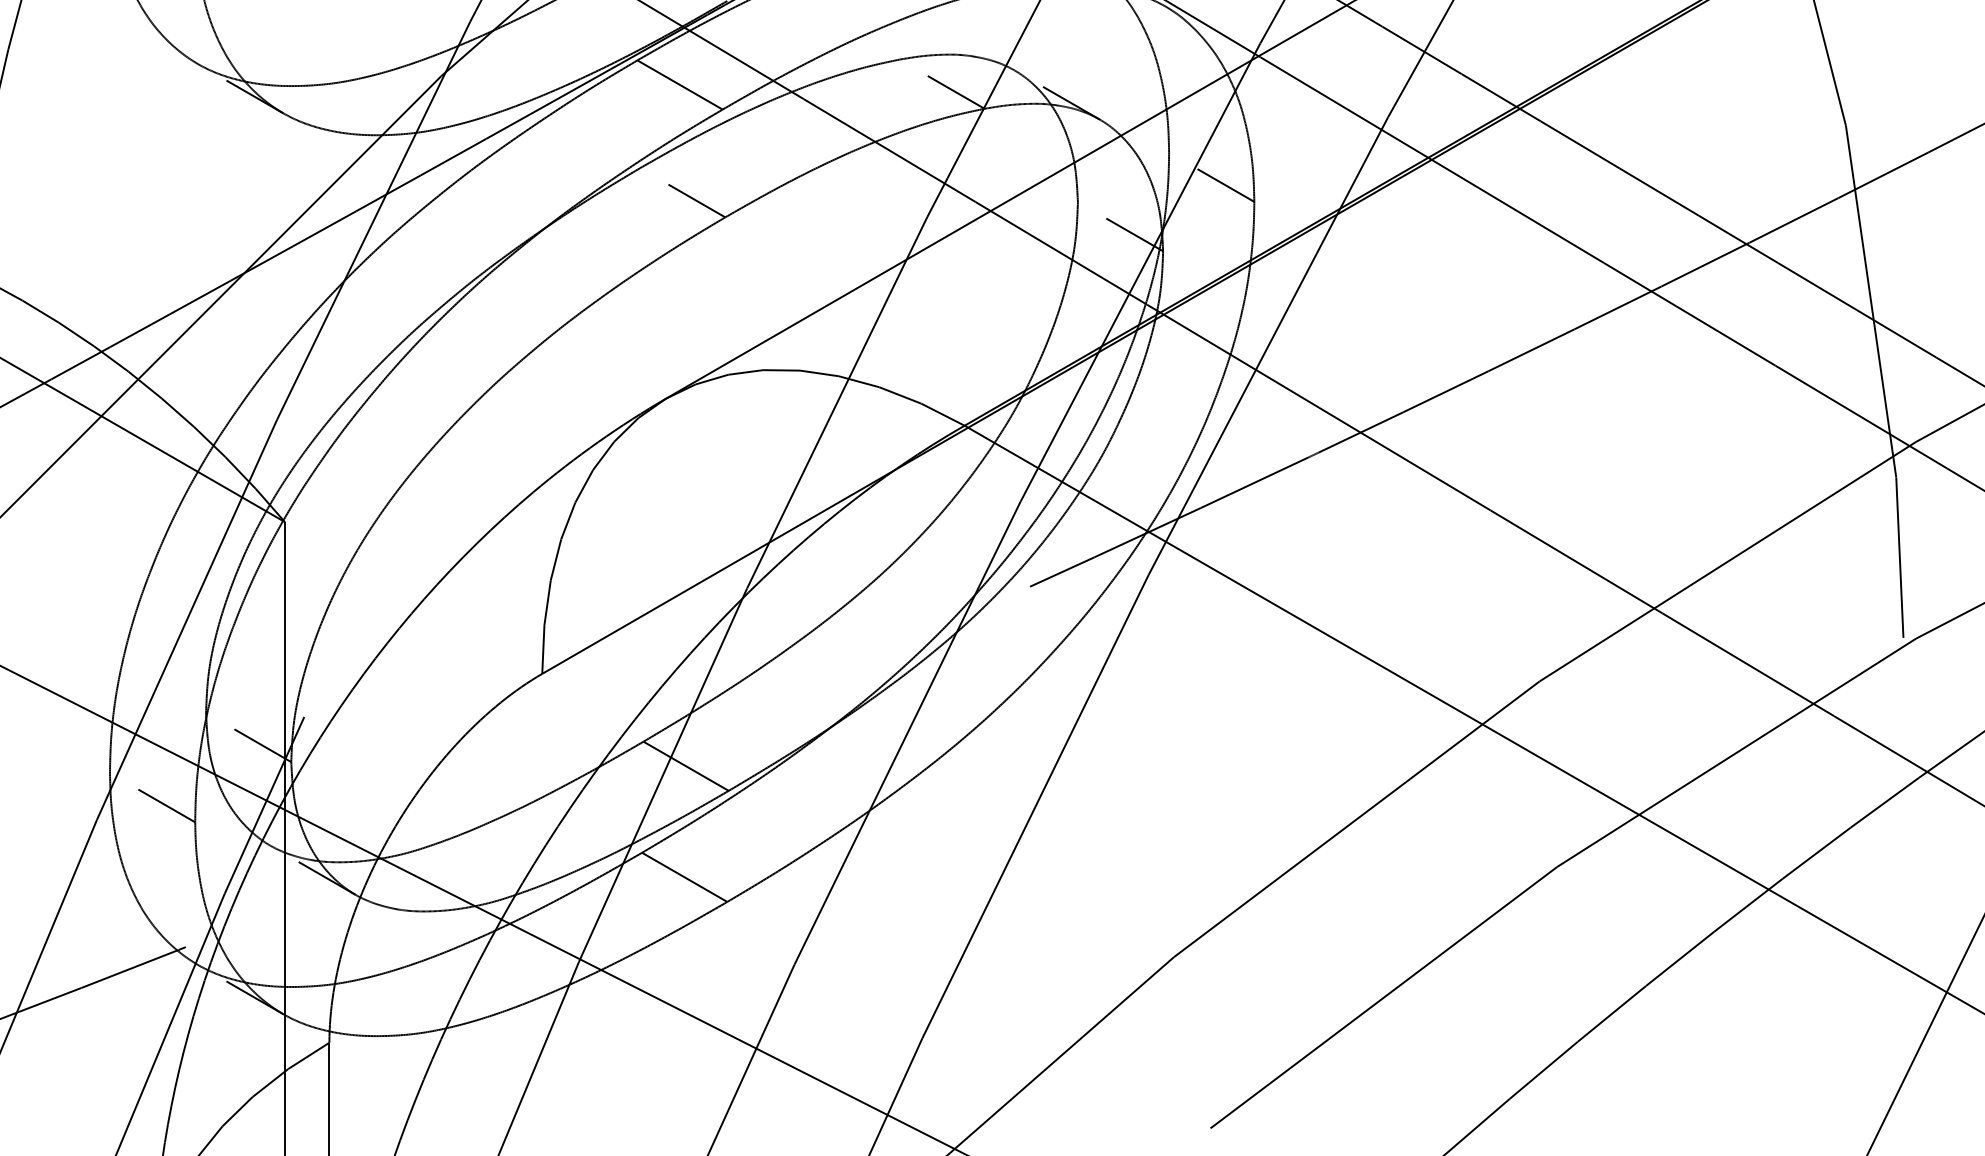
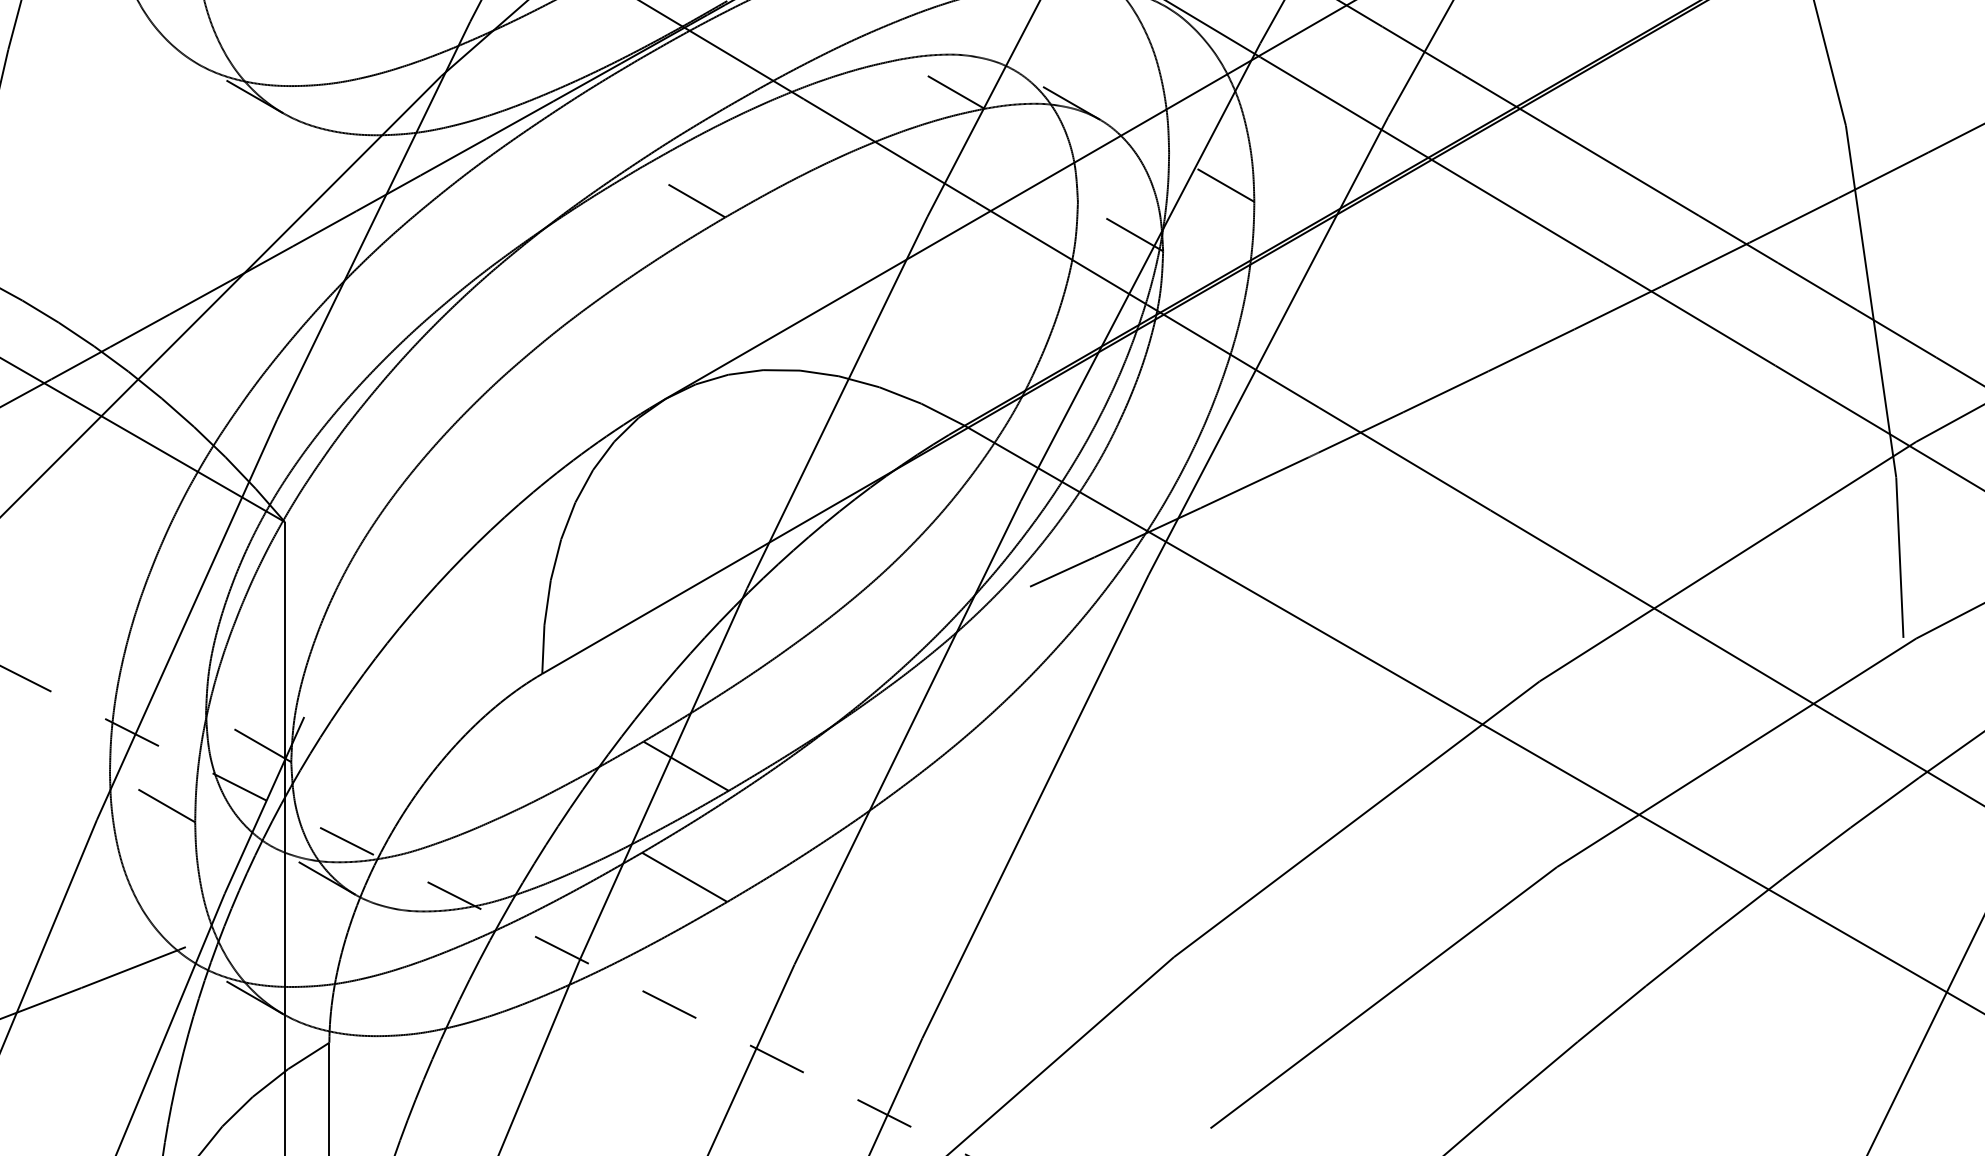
line: present -> none (679, 84)
line: solid -> dashed (484, 910)
